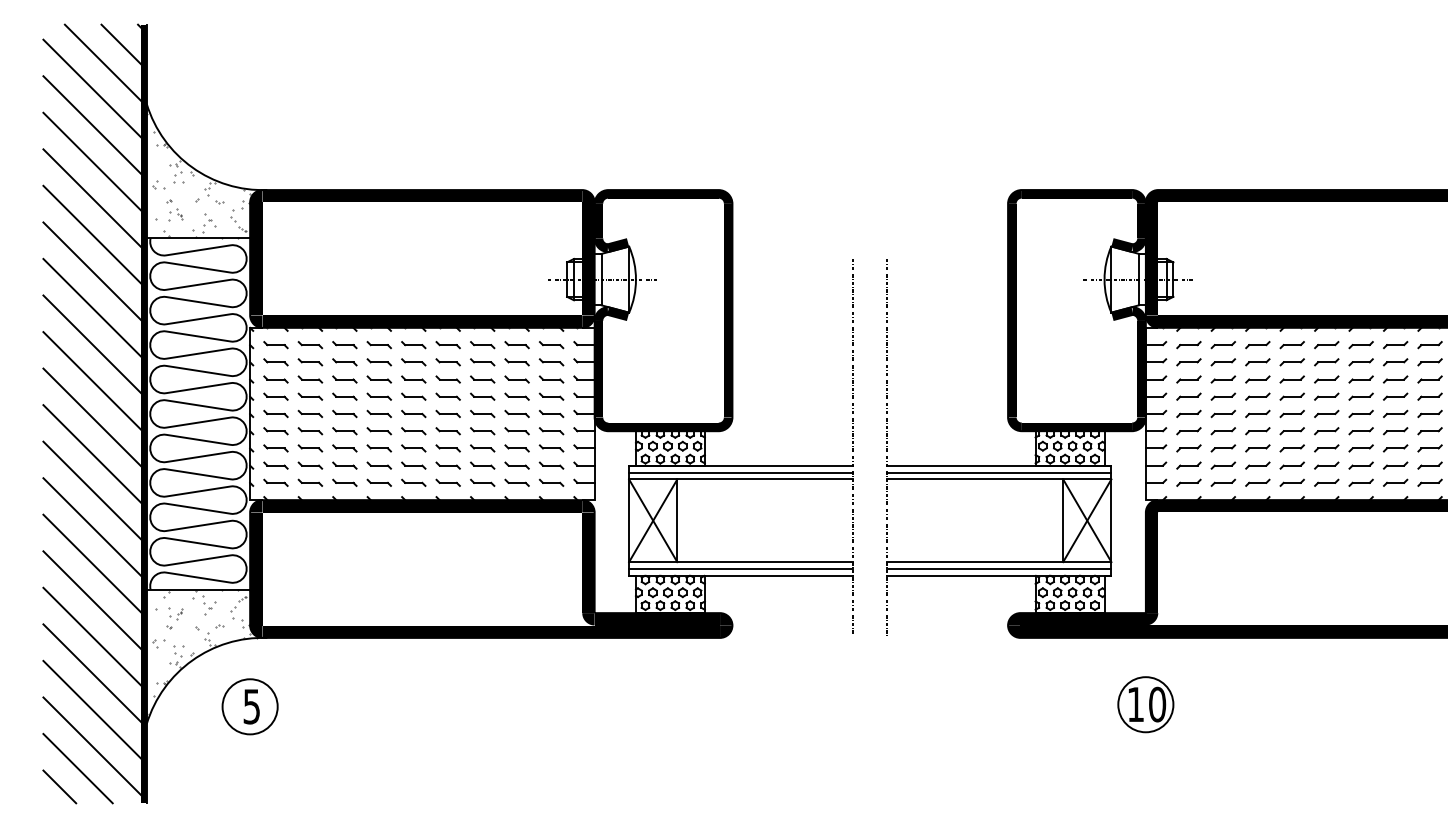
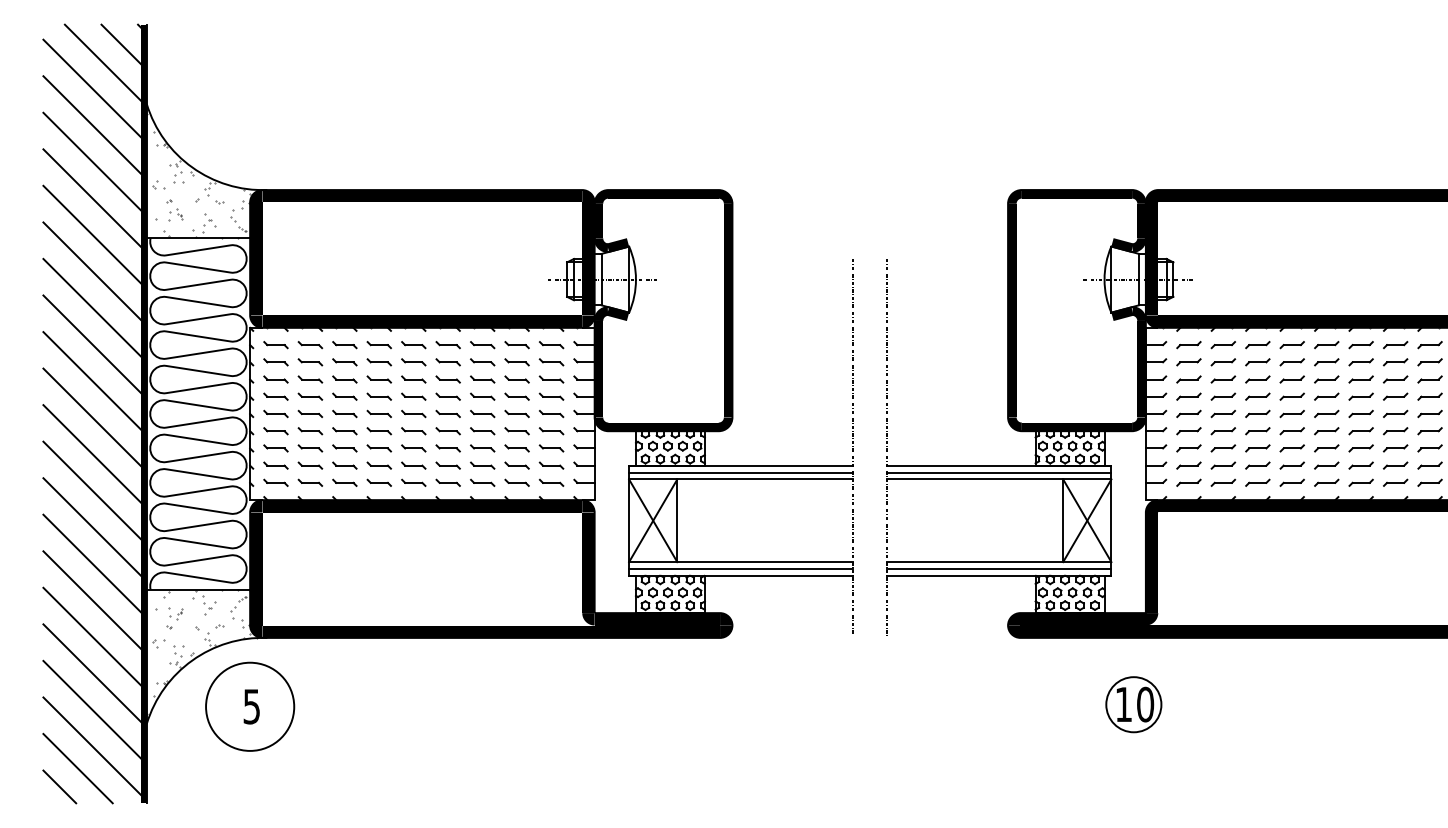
part position: (1145, 704) -> (1133, 704) (1133, 704)
circle diameter: 55 px -> 88 px (250, 706)
